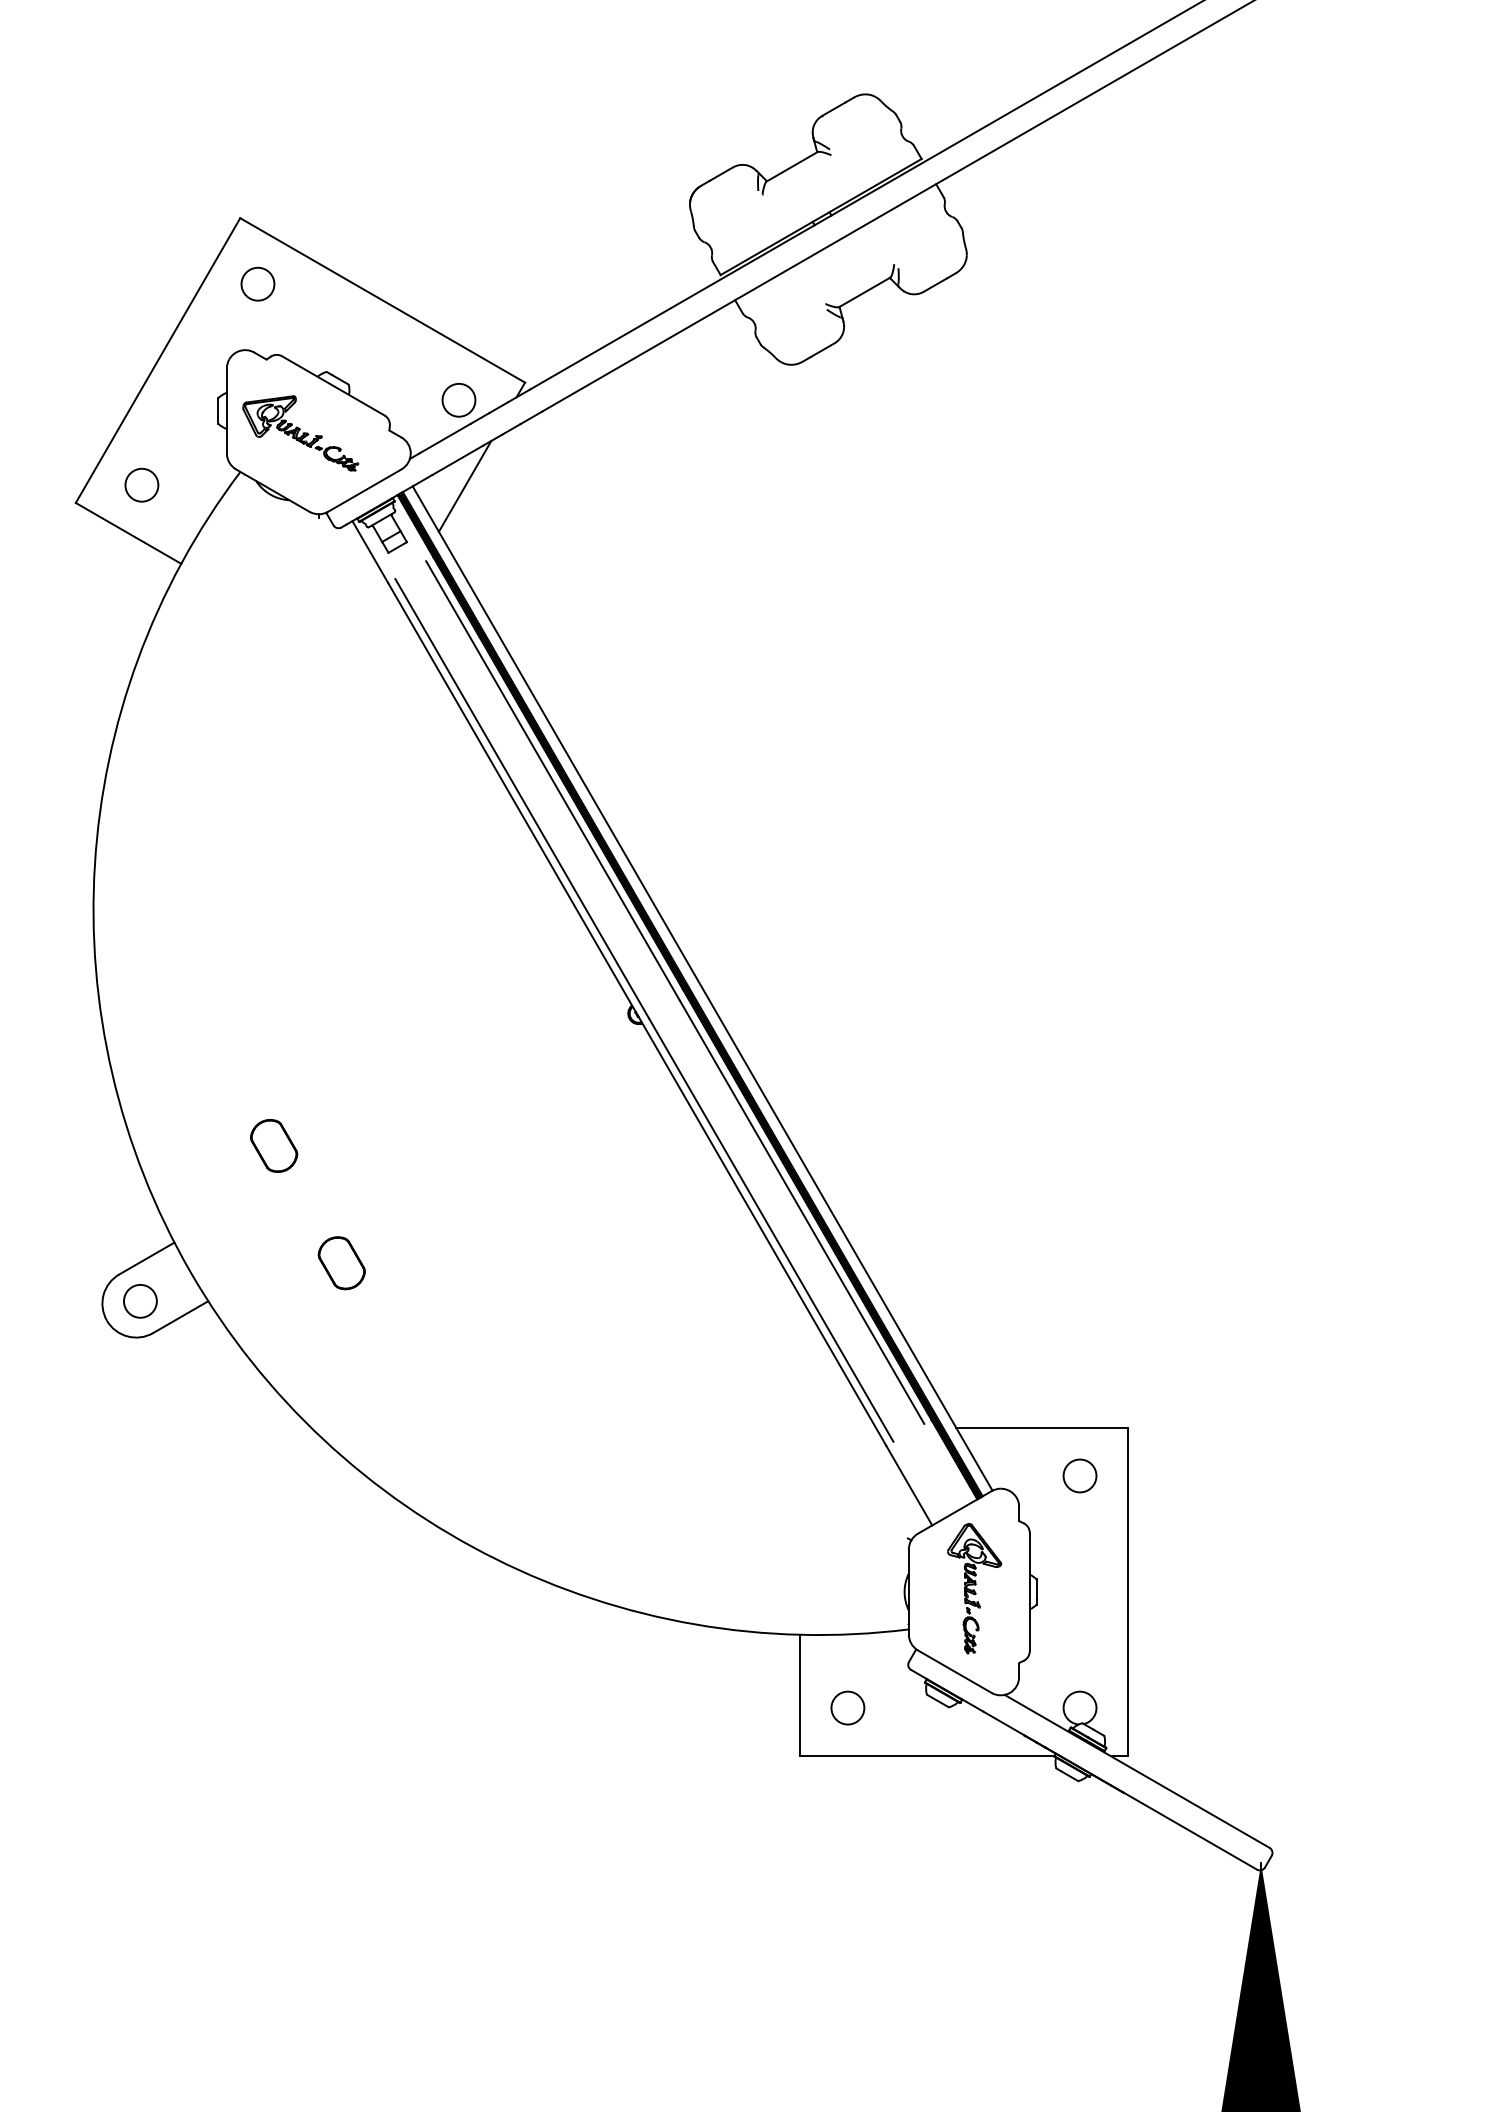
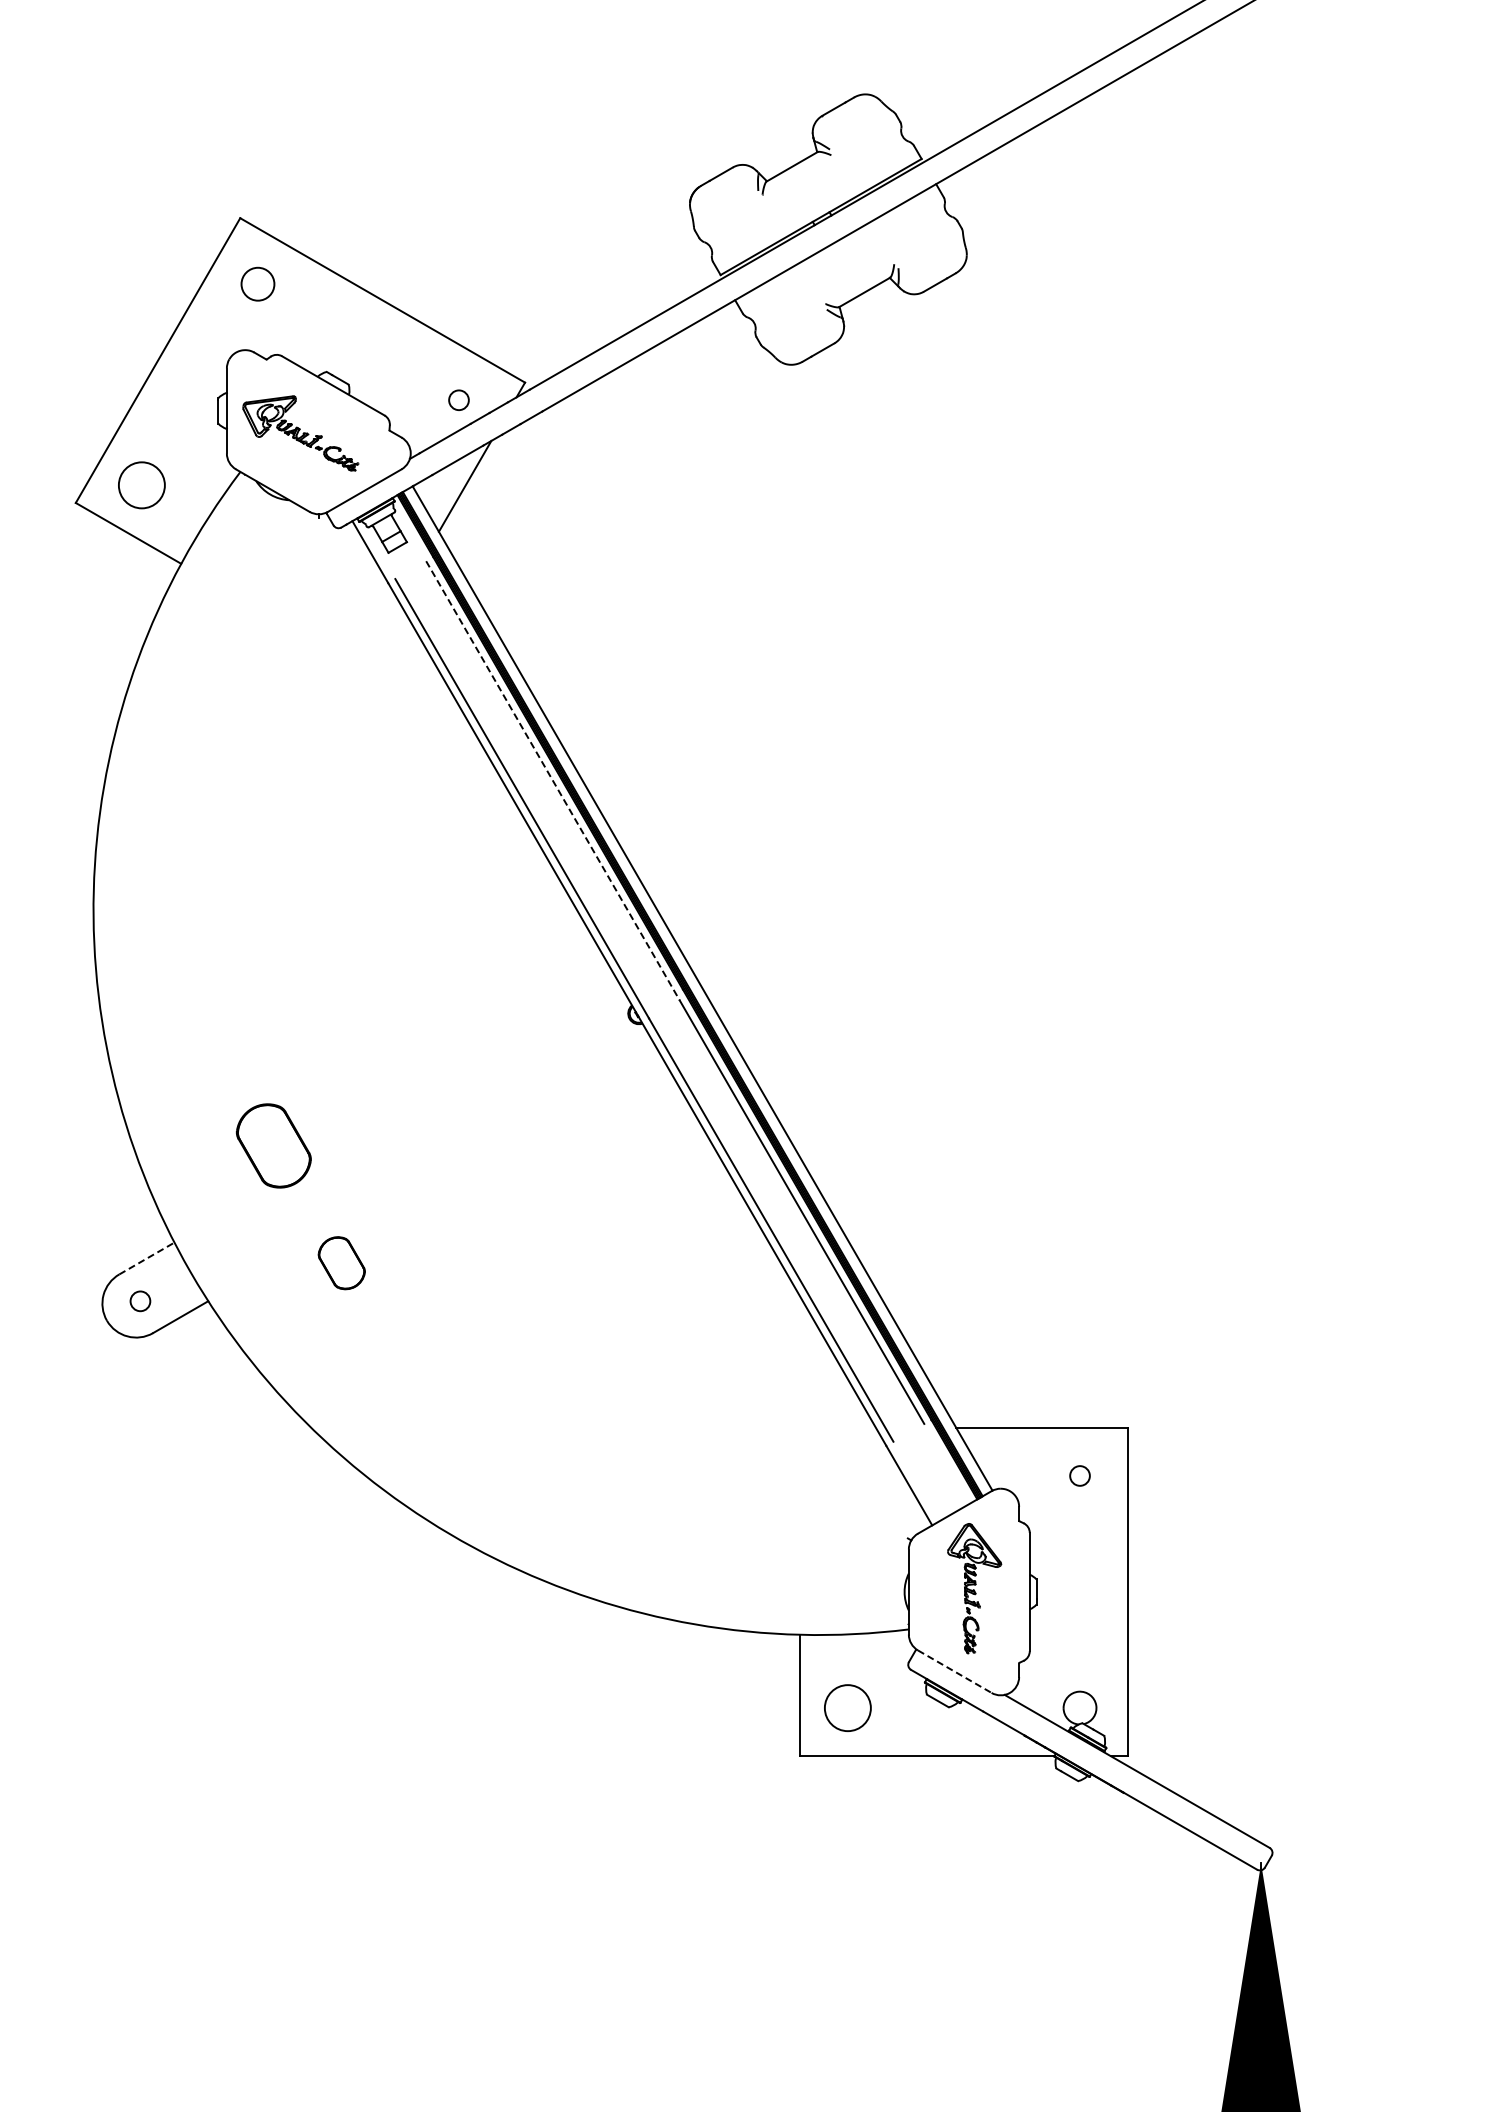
circle diameter: 33 px -> 20 px (458, 400)
circle size: 36x36 px -> 48x49 px (141, 485)
line: solid -> dashed (553, 780)
part size: 49x54 px -> 76x86 px (273, 1145)
line: solid -> dashed (146, 1258)
circle diameter: 33 px -> 20 px (140, 1301)
circle diameter: 33 px -> 20 px (1079, 1475)
line: solid -> dashed (955, 1671)
circle size: 36x36 px -> 48x48 px (847, 1707)
